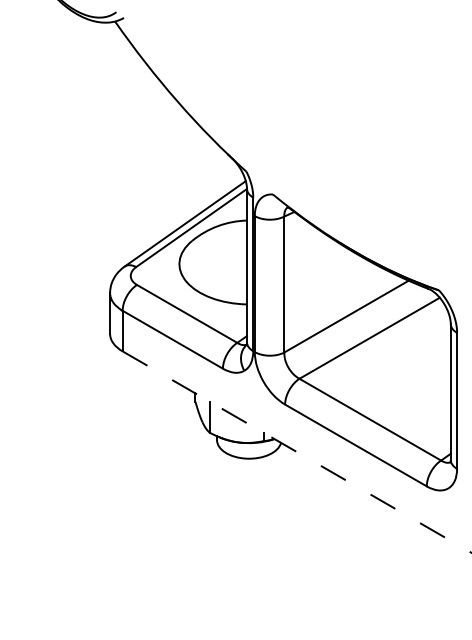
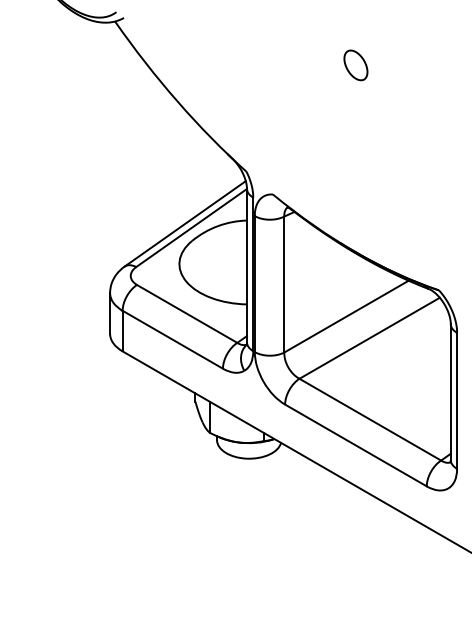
part: none -> present (355, 65)
line: dashed -> solid (297, 452)
